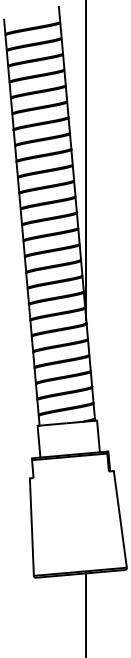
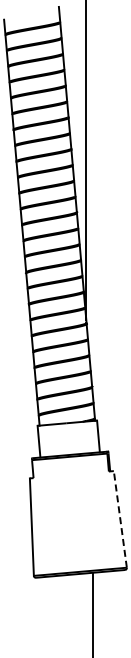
line: solid -> dashed (120, 519)
line position: (86, 613) -> (93, 613) (93, 613)
